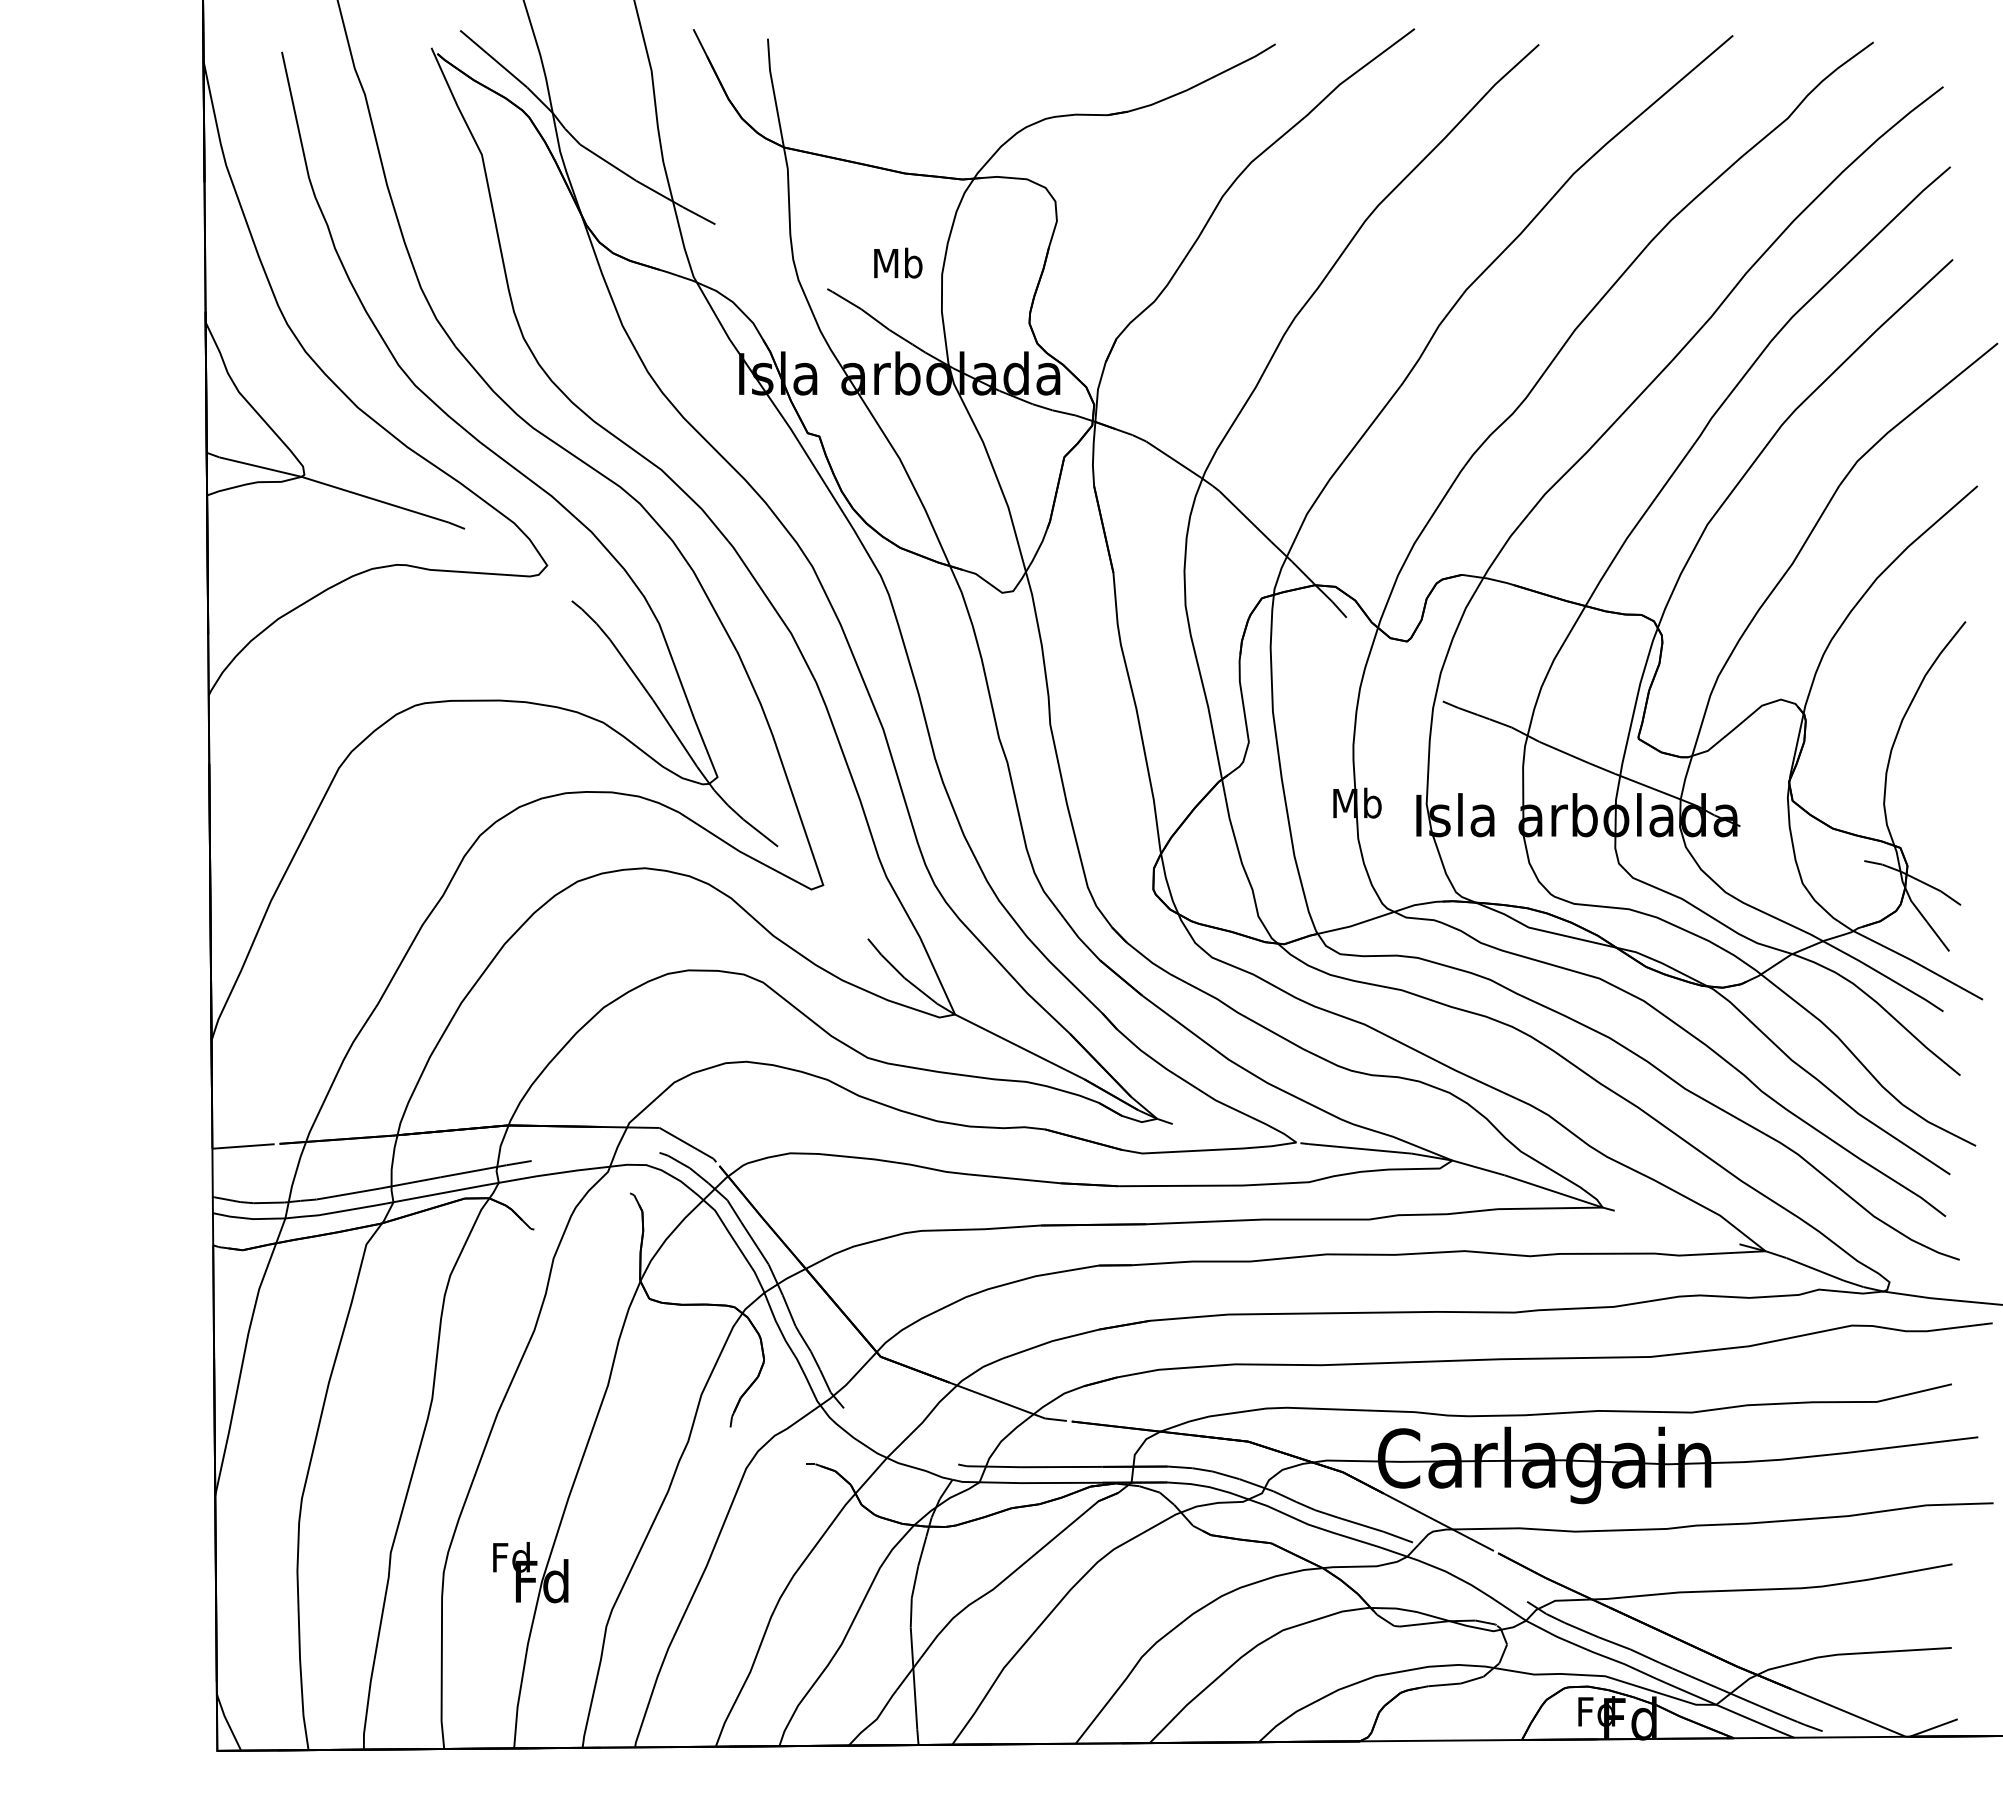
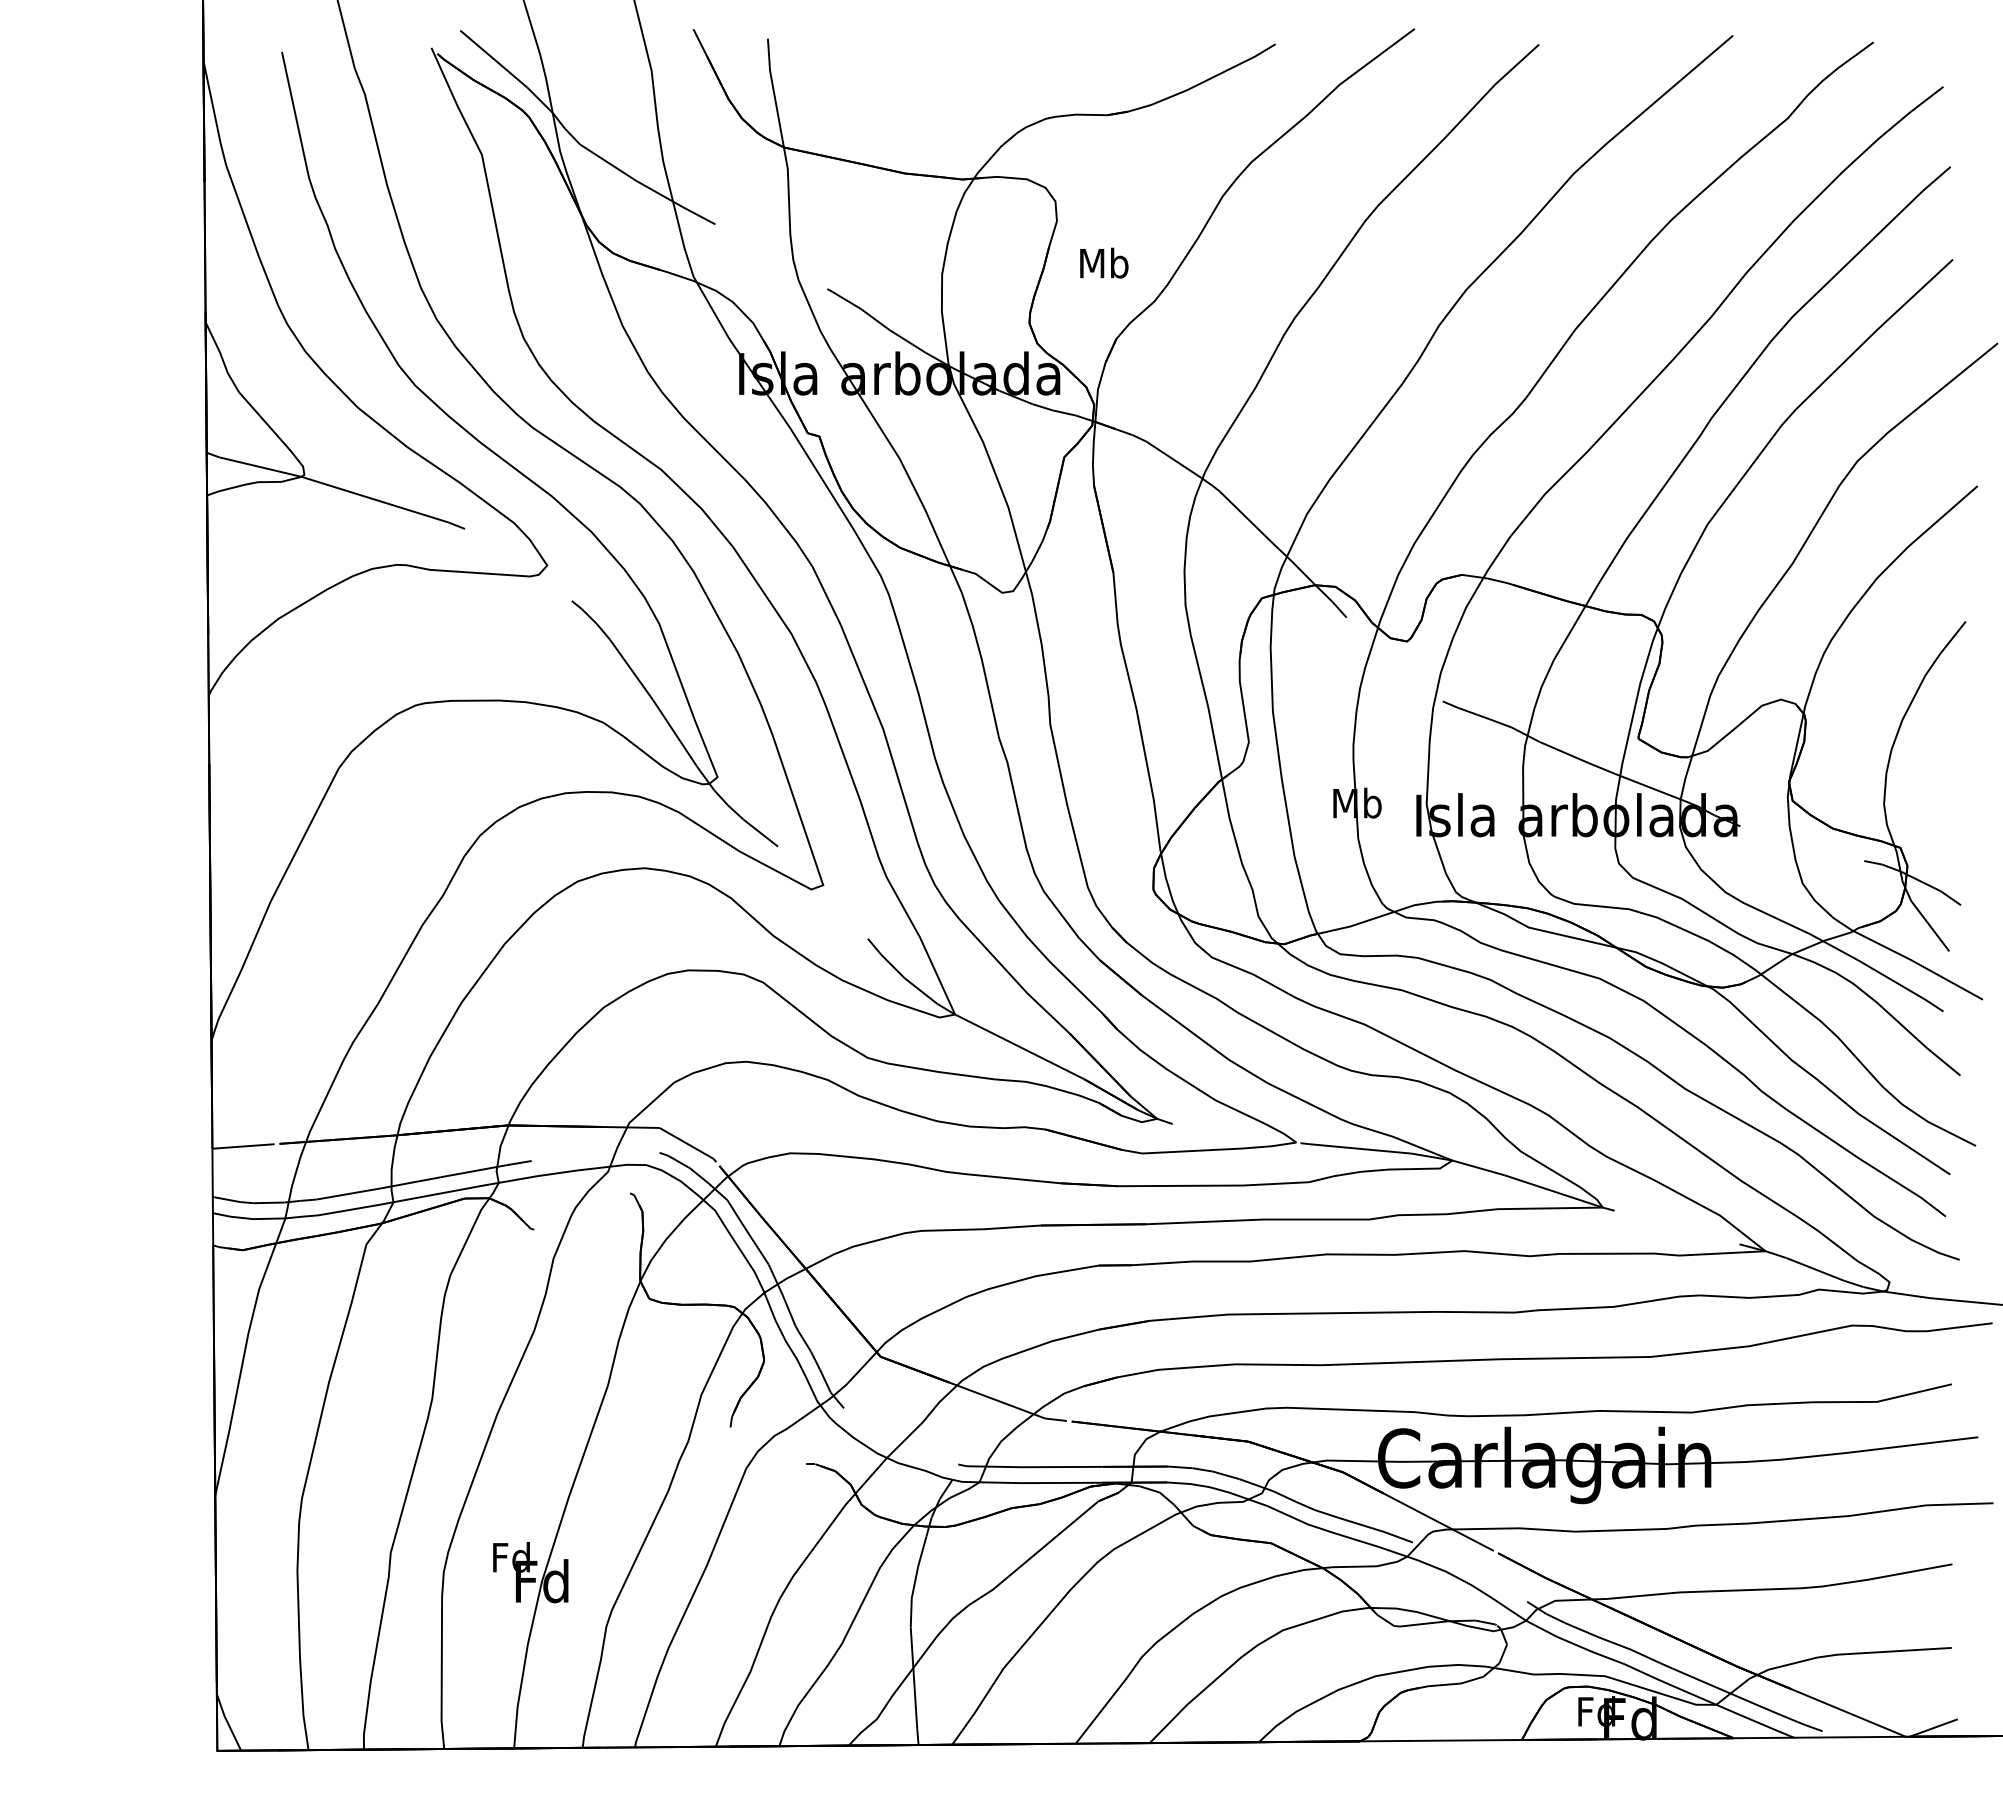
text position: (898, 262) -> (1104, 262) (1104, 262)
